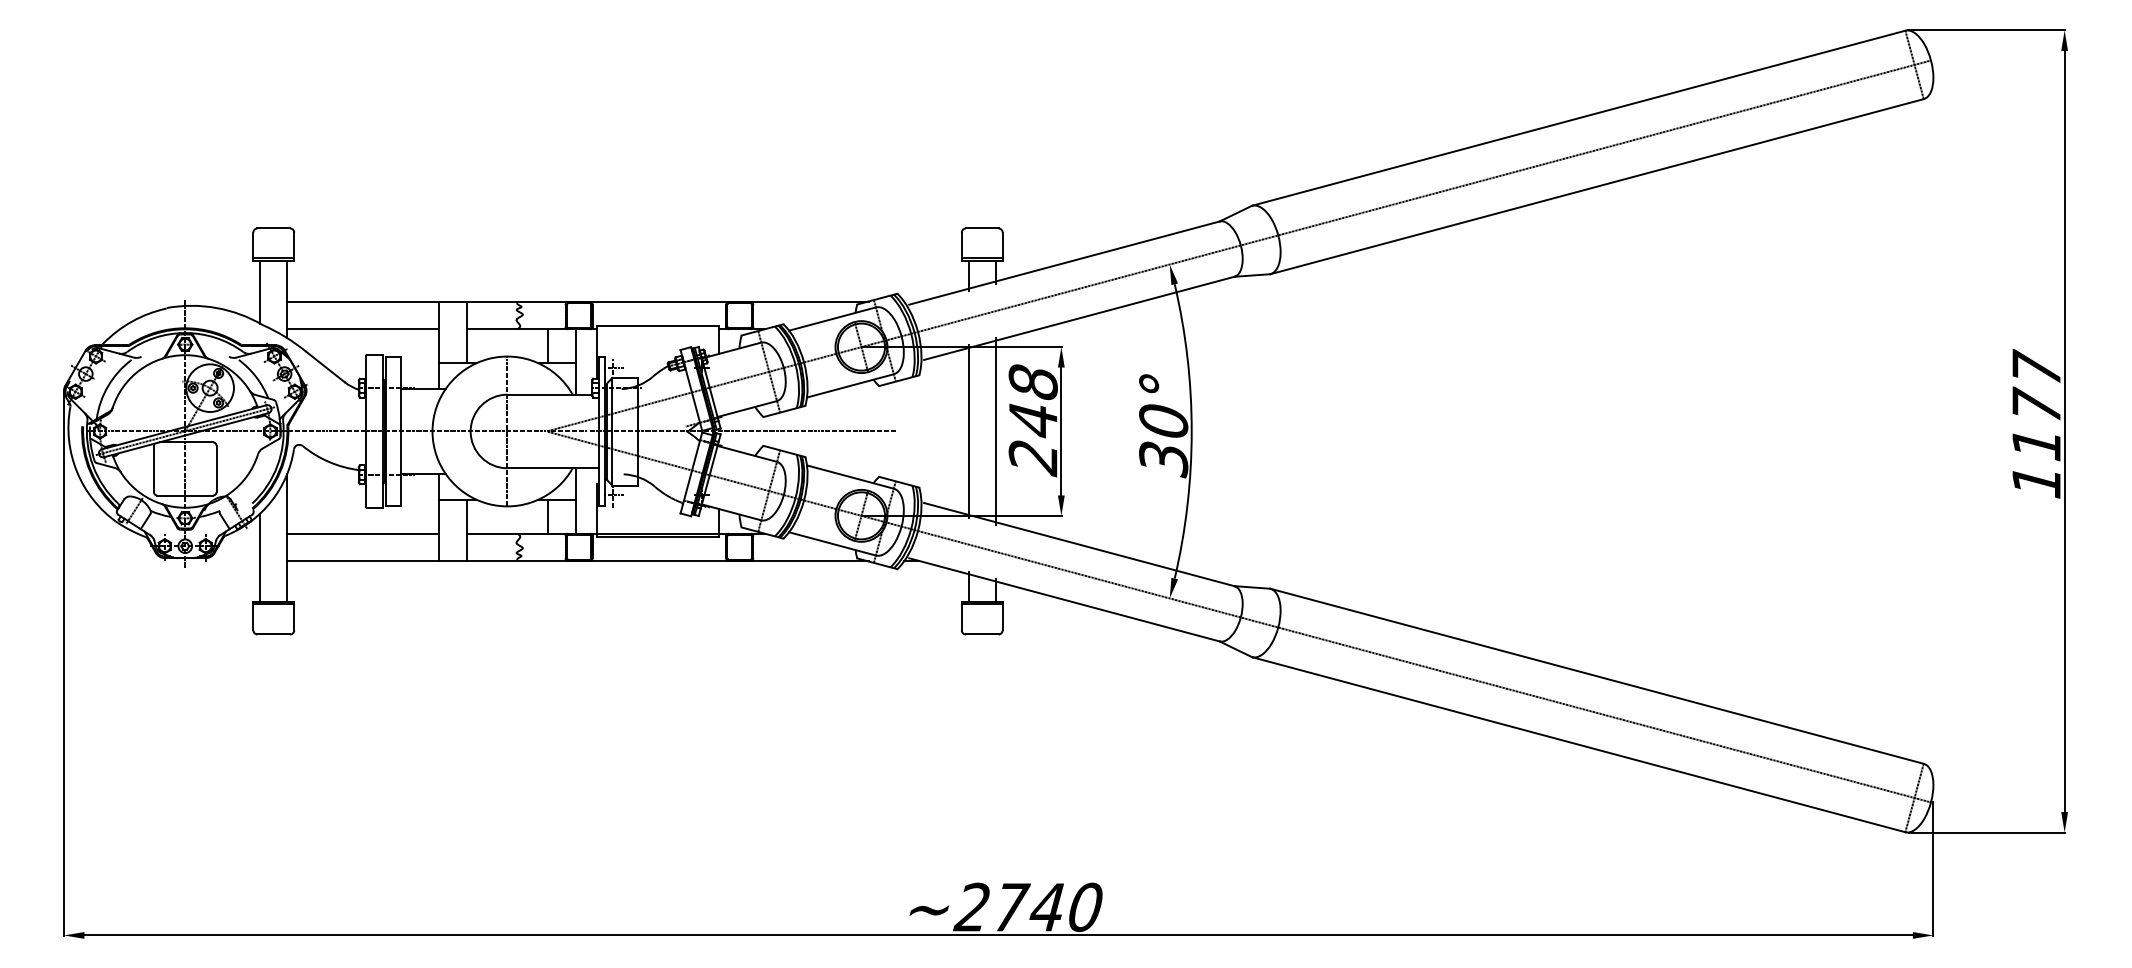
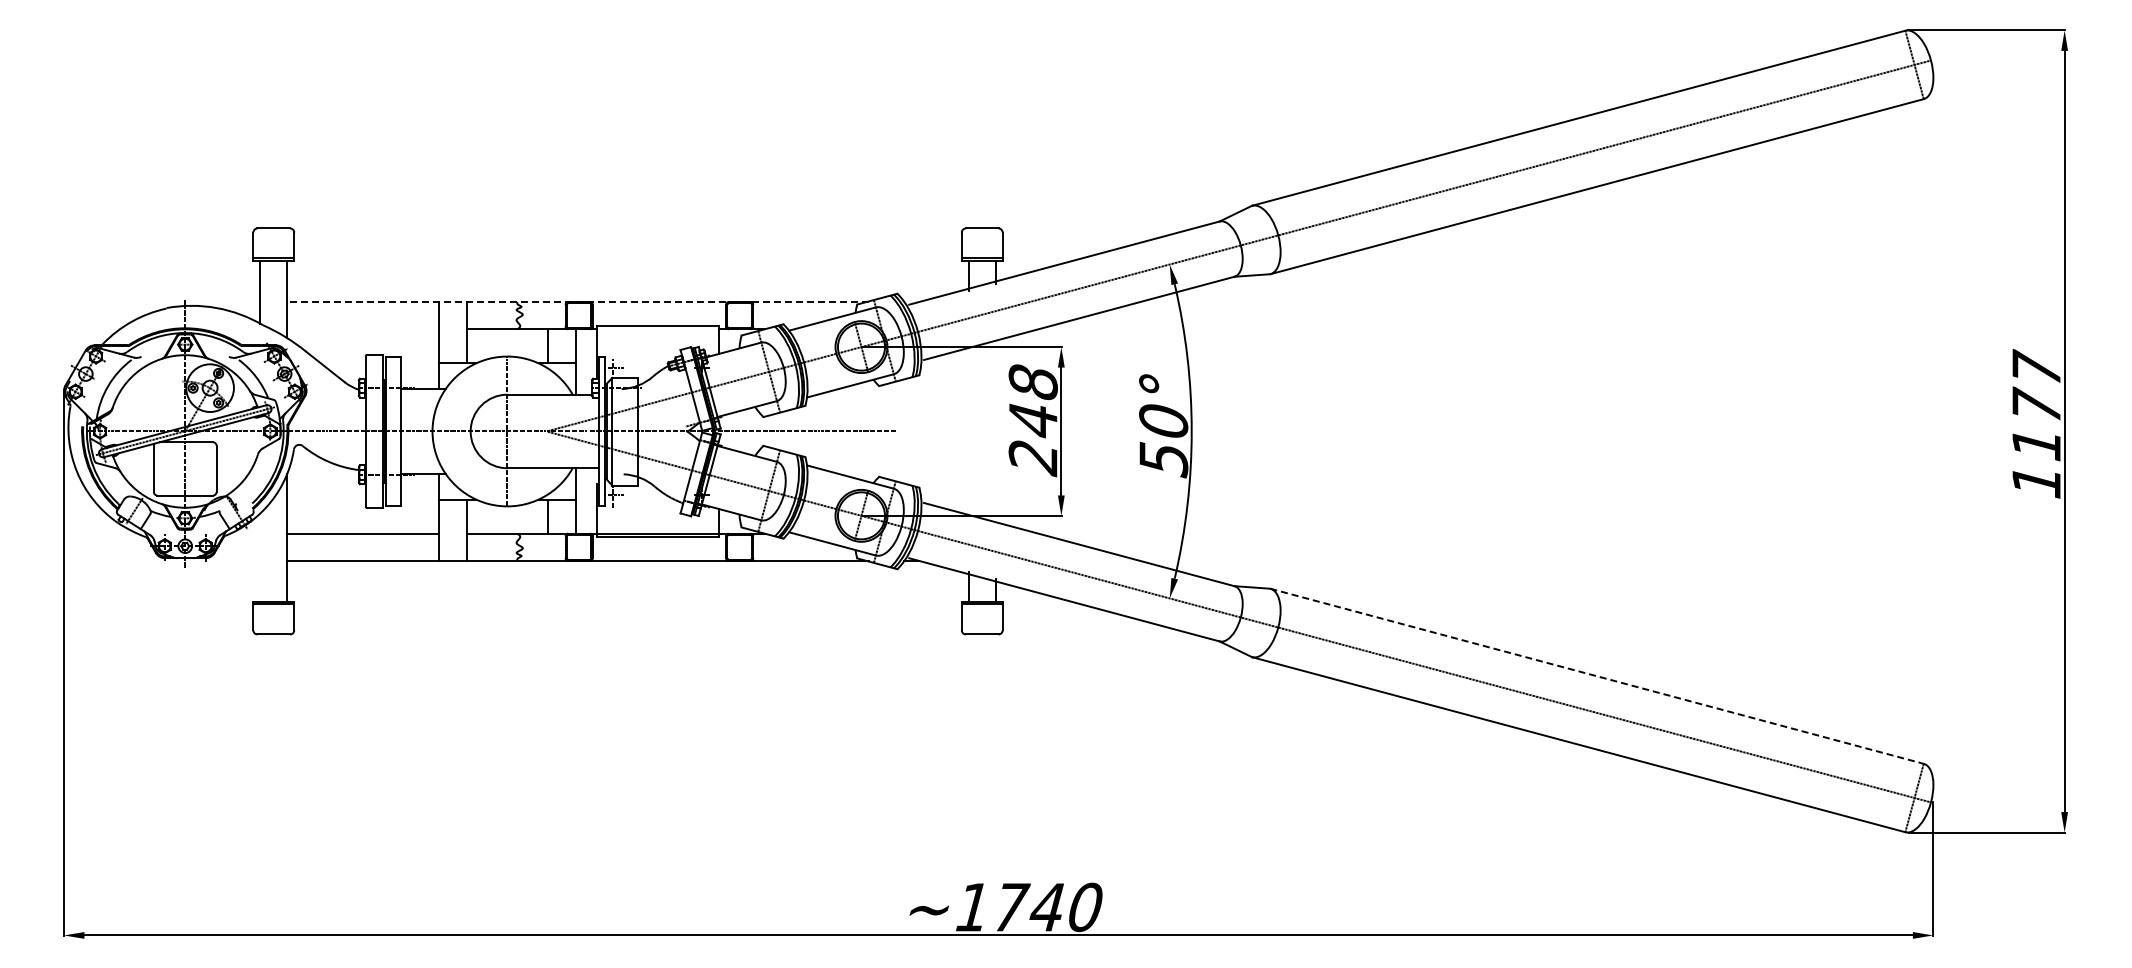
line: solid -> dashed (578, 302)
line: present -> none (363, 329)
line: present -> none (968, 431)
line: present -> none (995, 431)
text: 30° -> 50° (1163, 459)
line: present -> none (260, 557)
line: solid -> dashed (1597, 676)
text: ~2740 -> ~1740 (971, 906)
